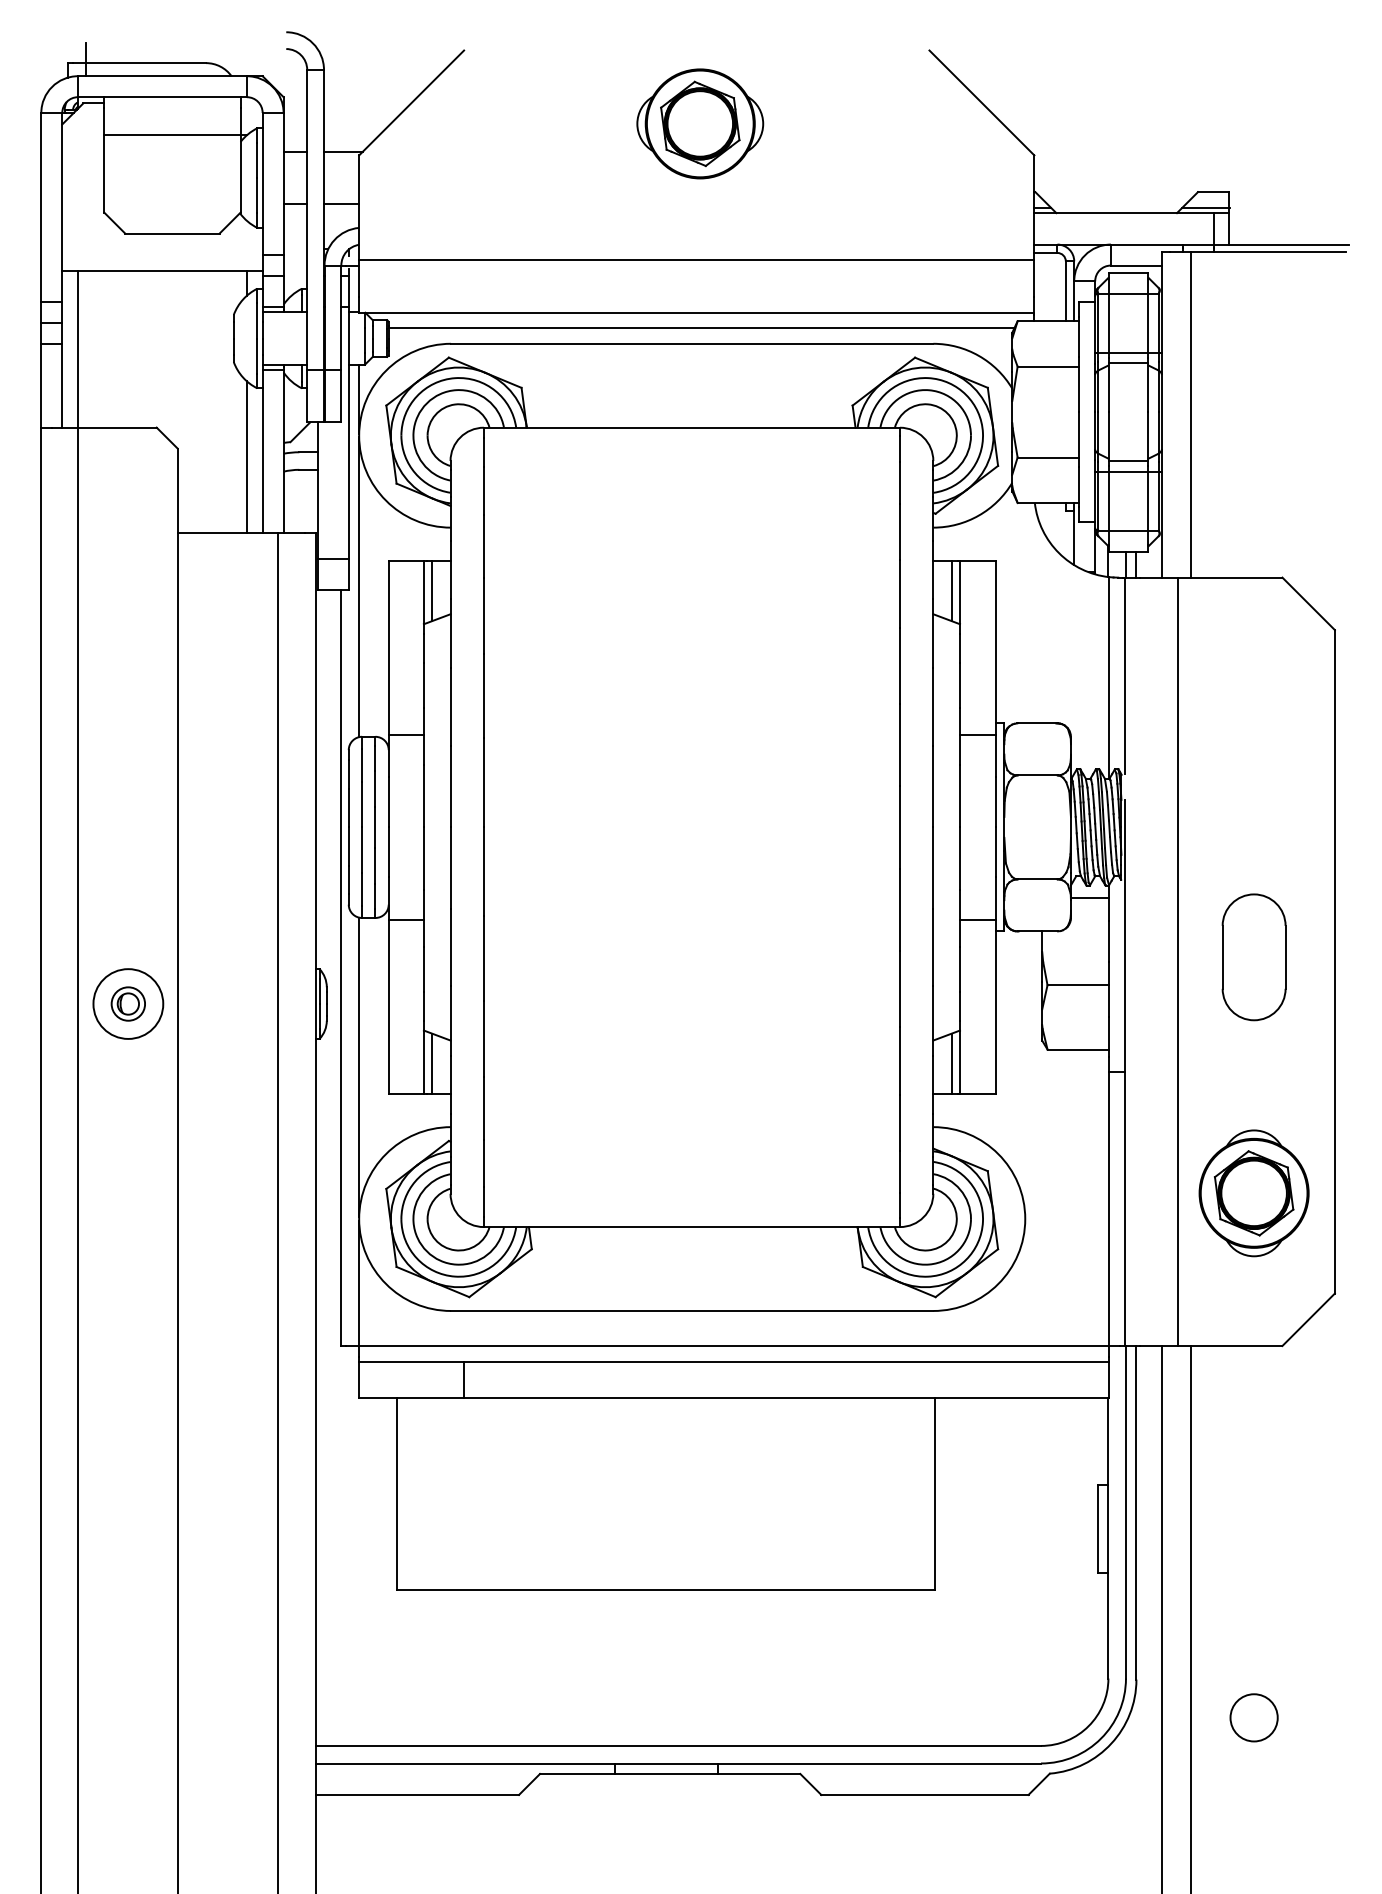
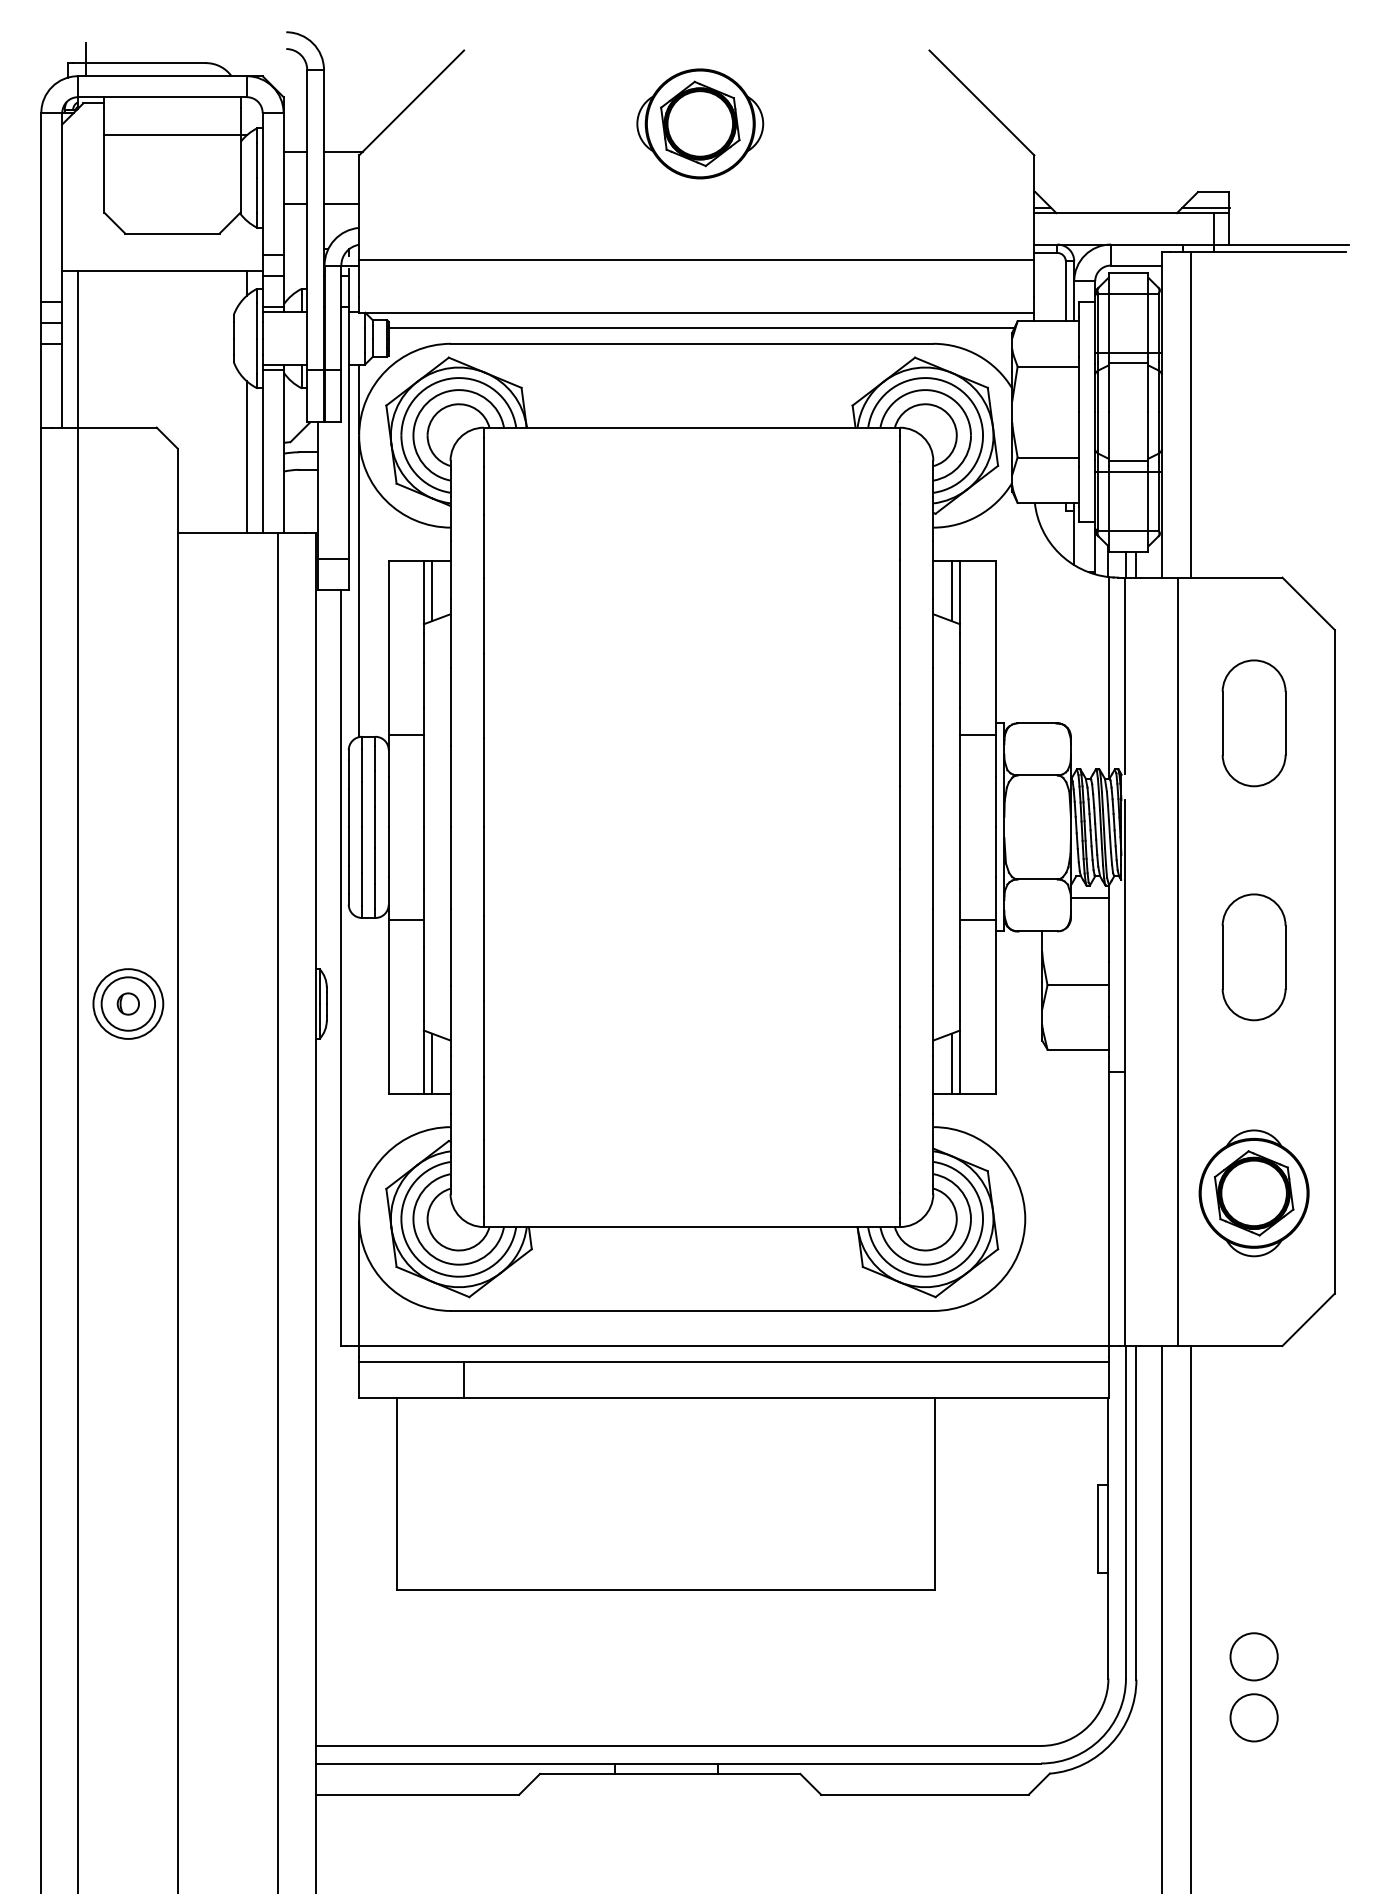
part: none -> present (1253, 723)
circle diameter: 33 px -> 53 px (128, 1003)
line: present -> none (359, 1067)
circle: none -> present (1253, 1656)
